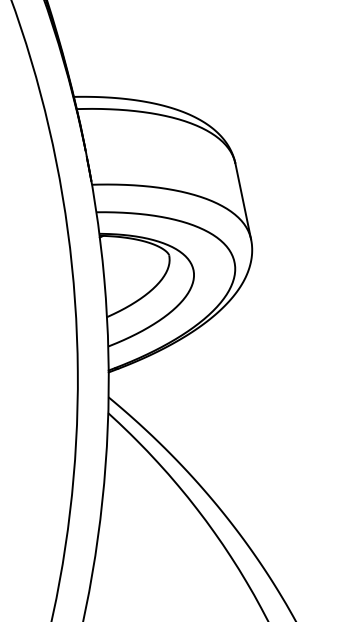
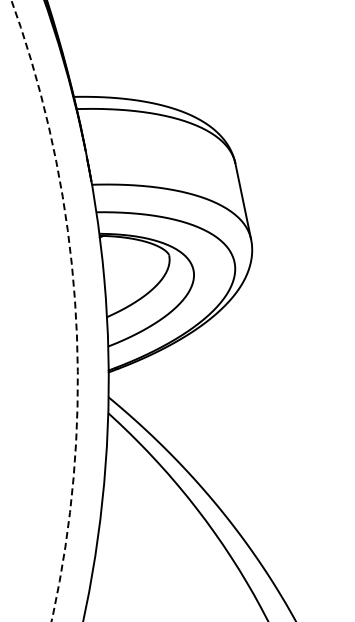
arc: solid -> dashed (75, 306)
